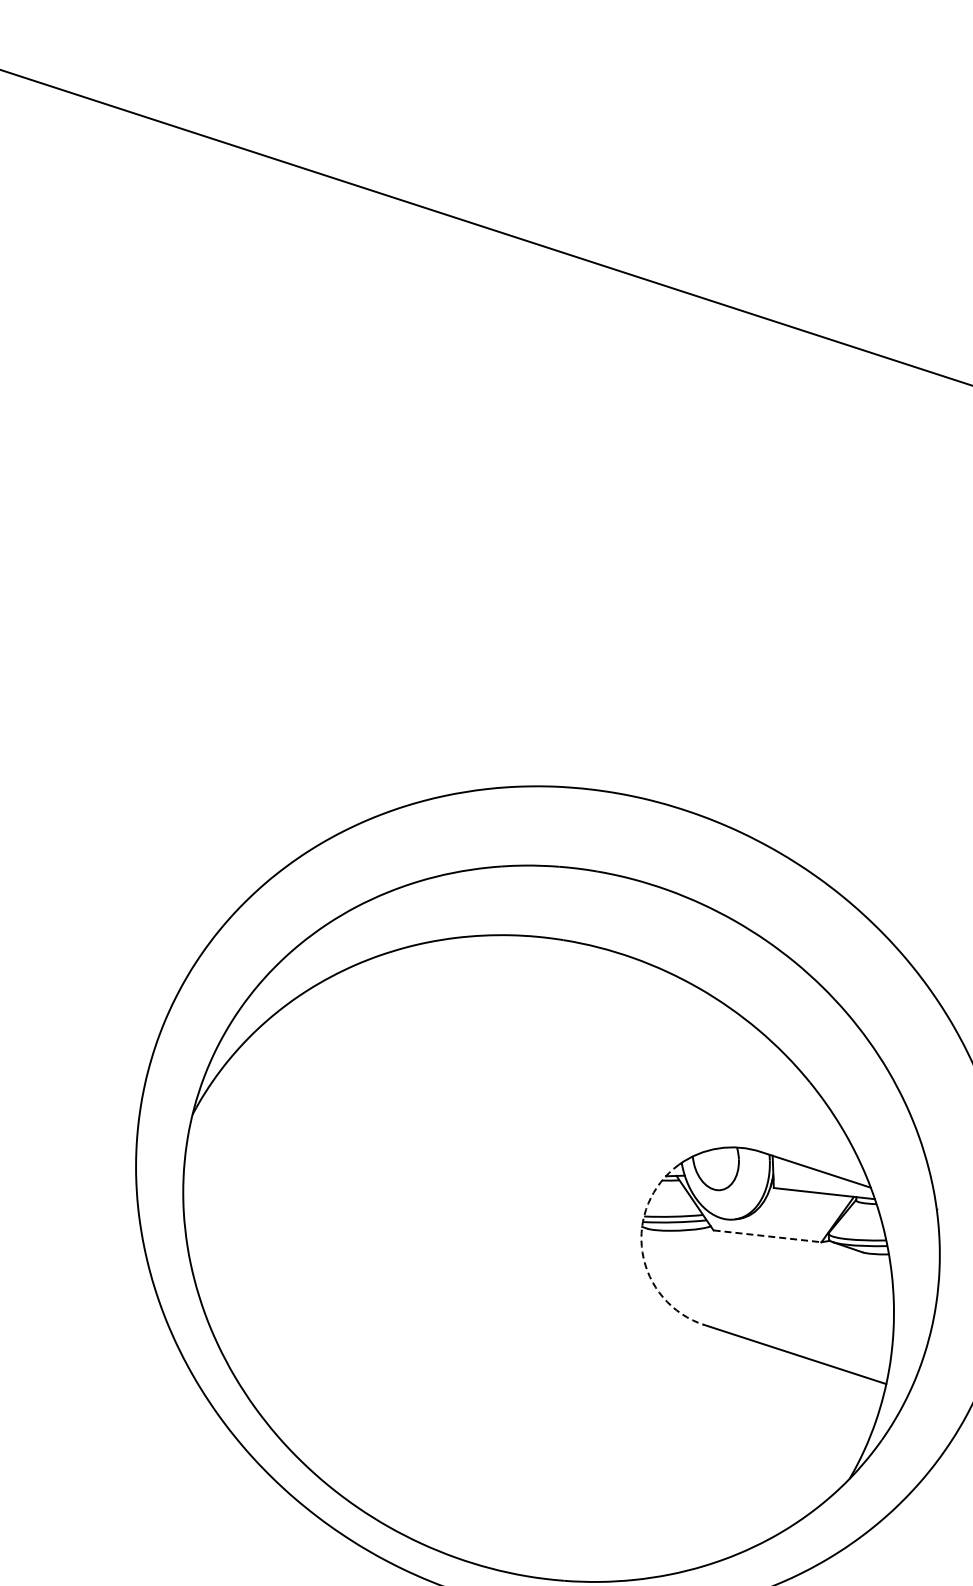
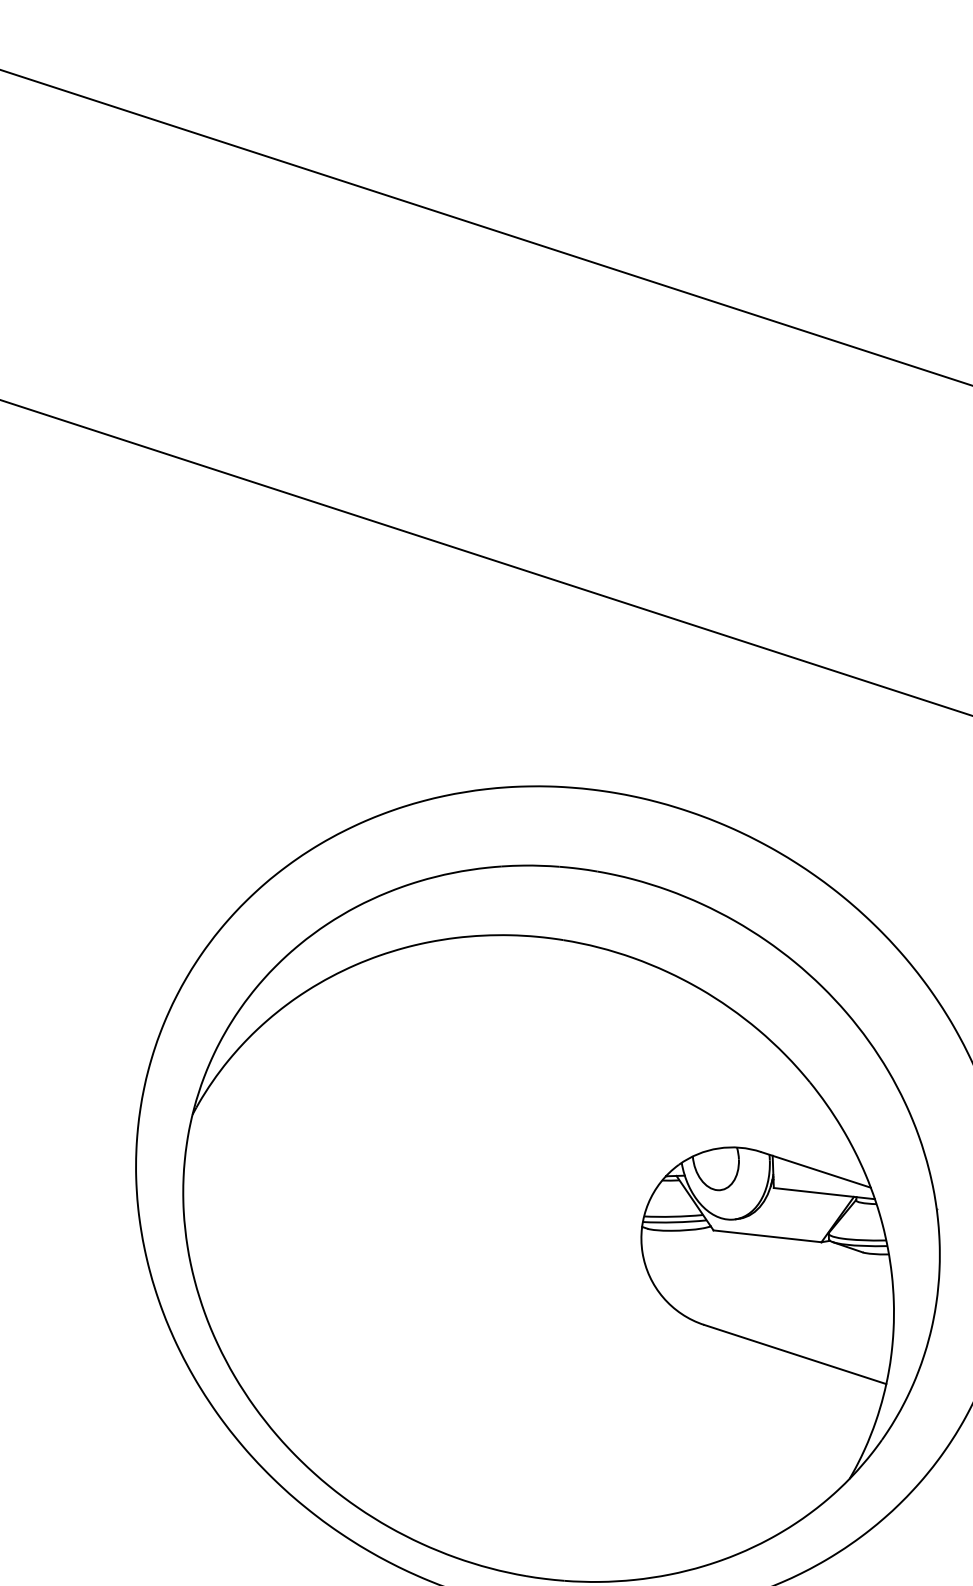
line: none -> present (485, 557)
line: dashed -> solid (768, 1236)
arc: dashed -> solid (642, 1252)
